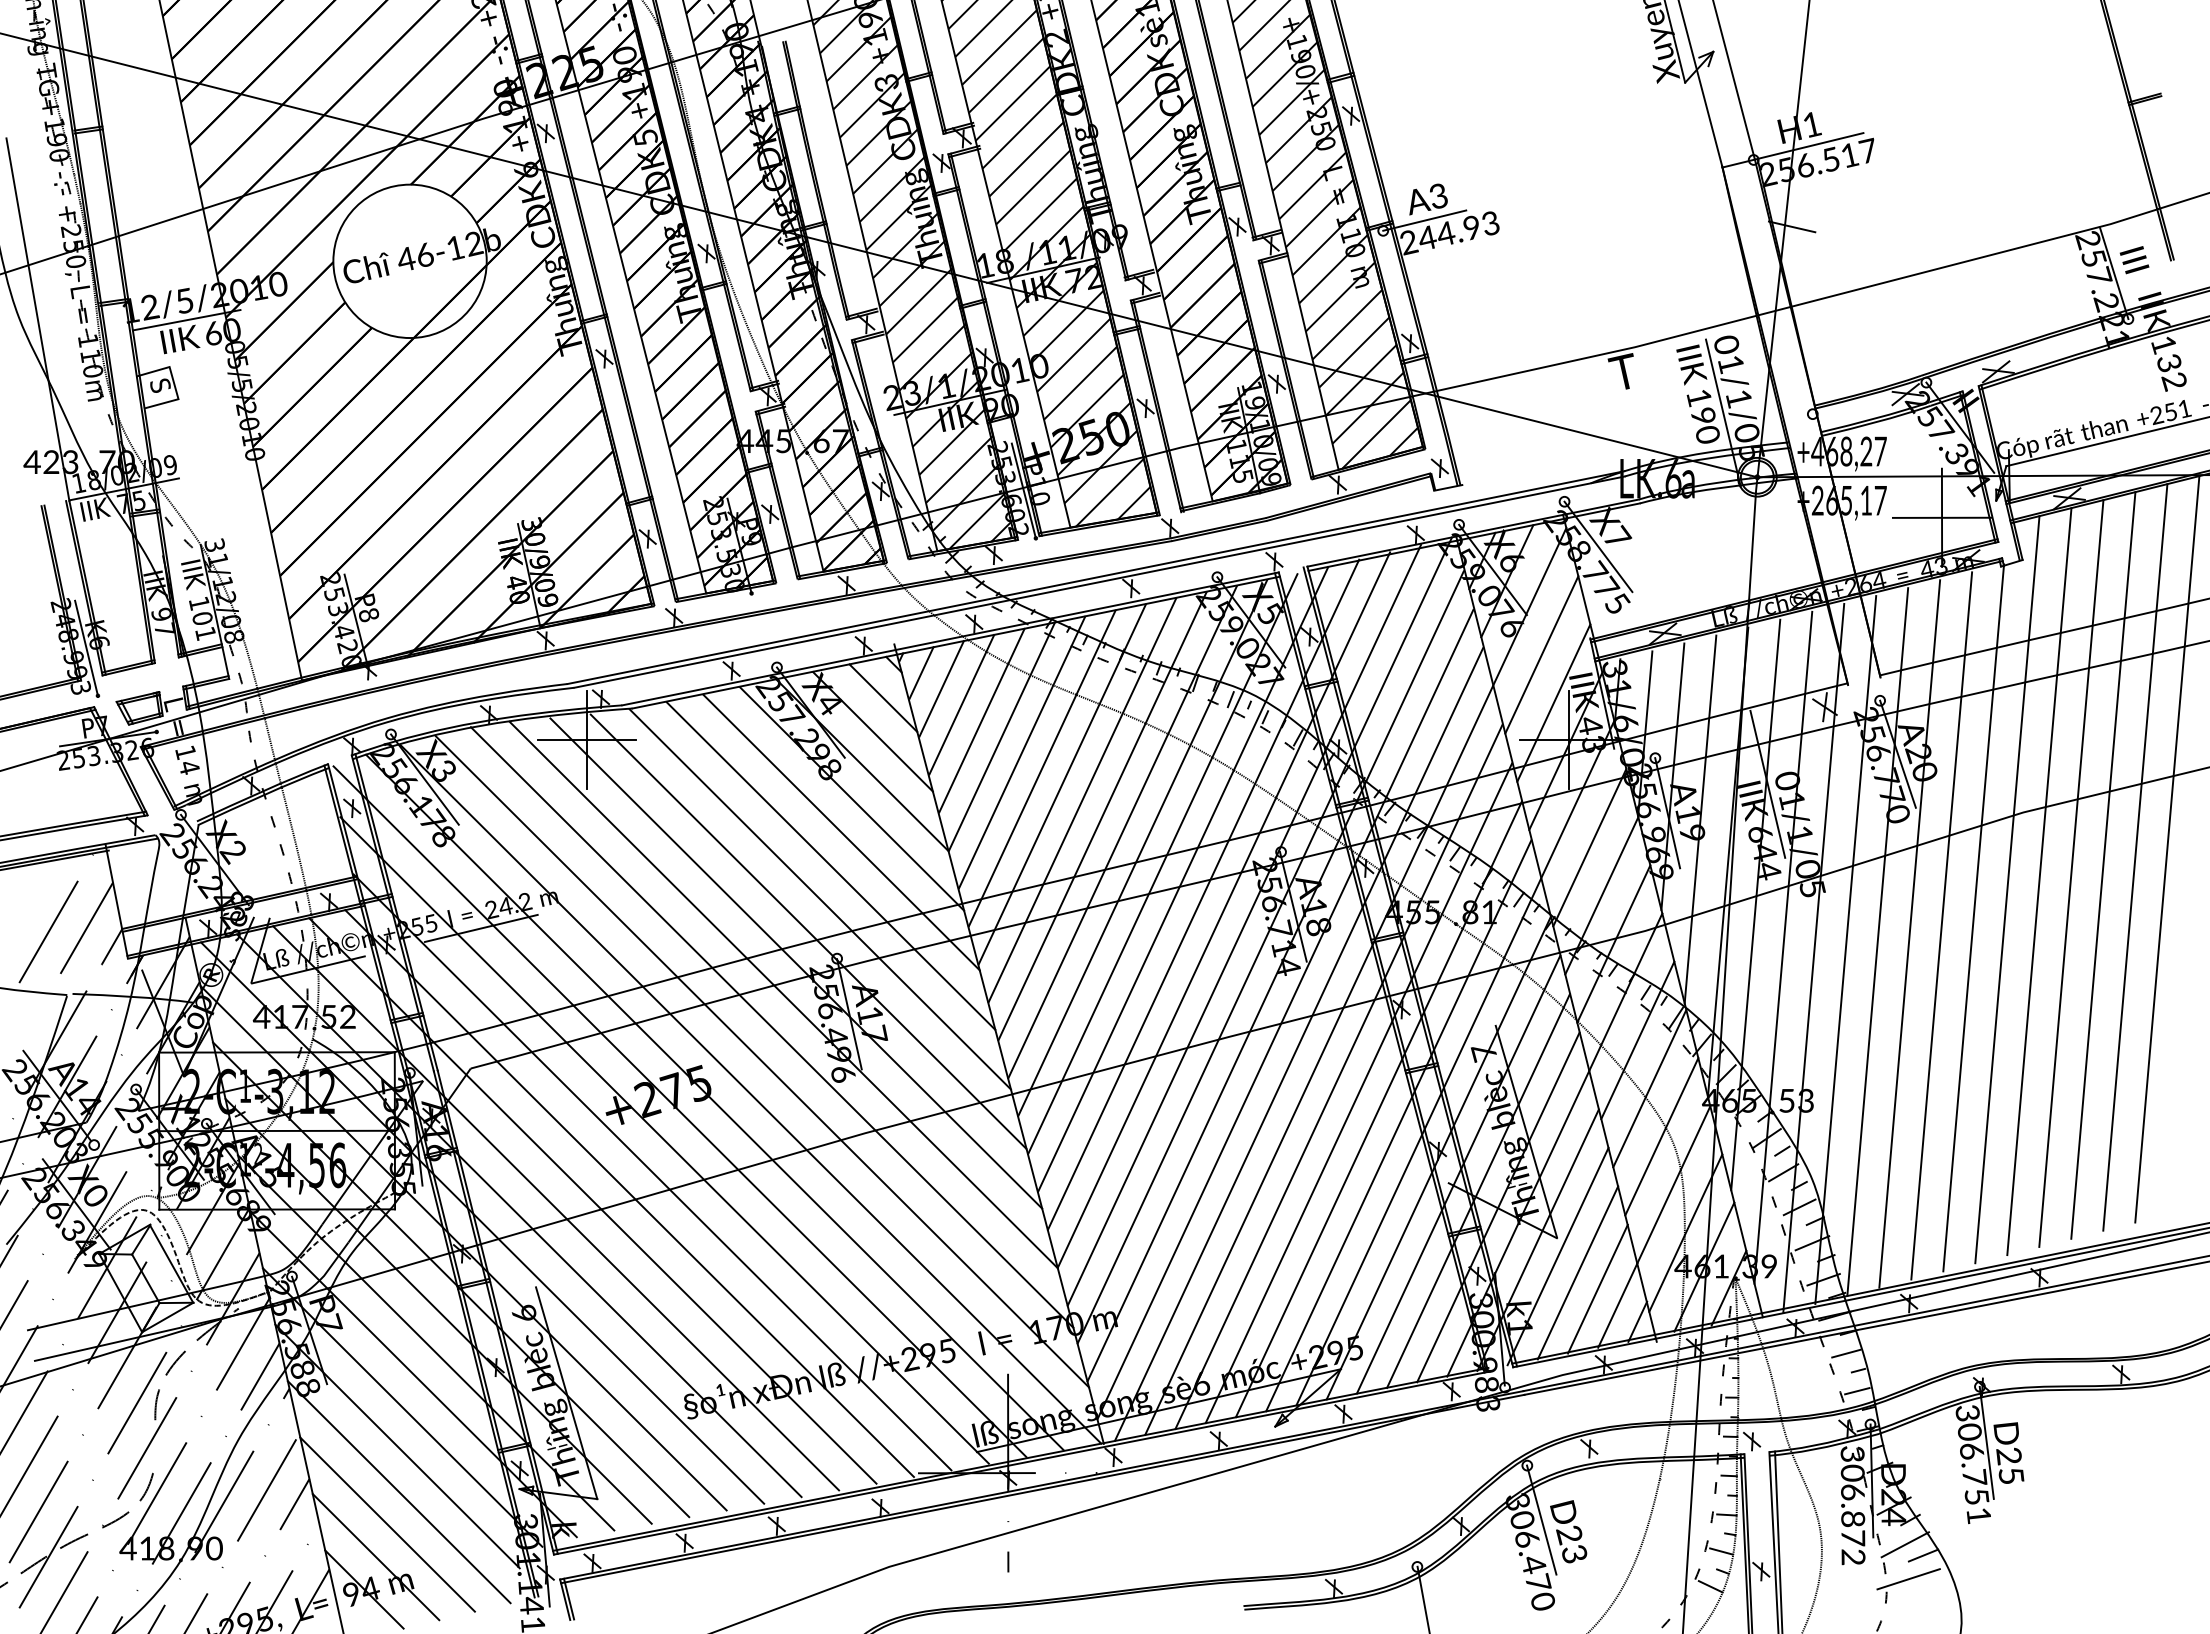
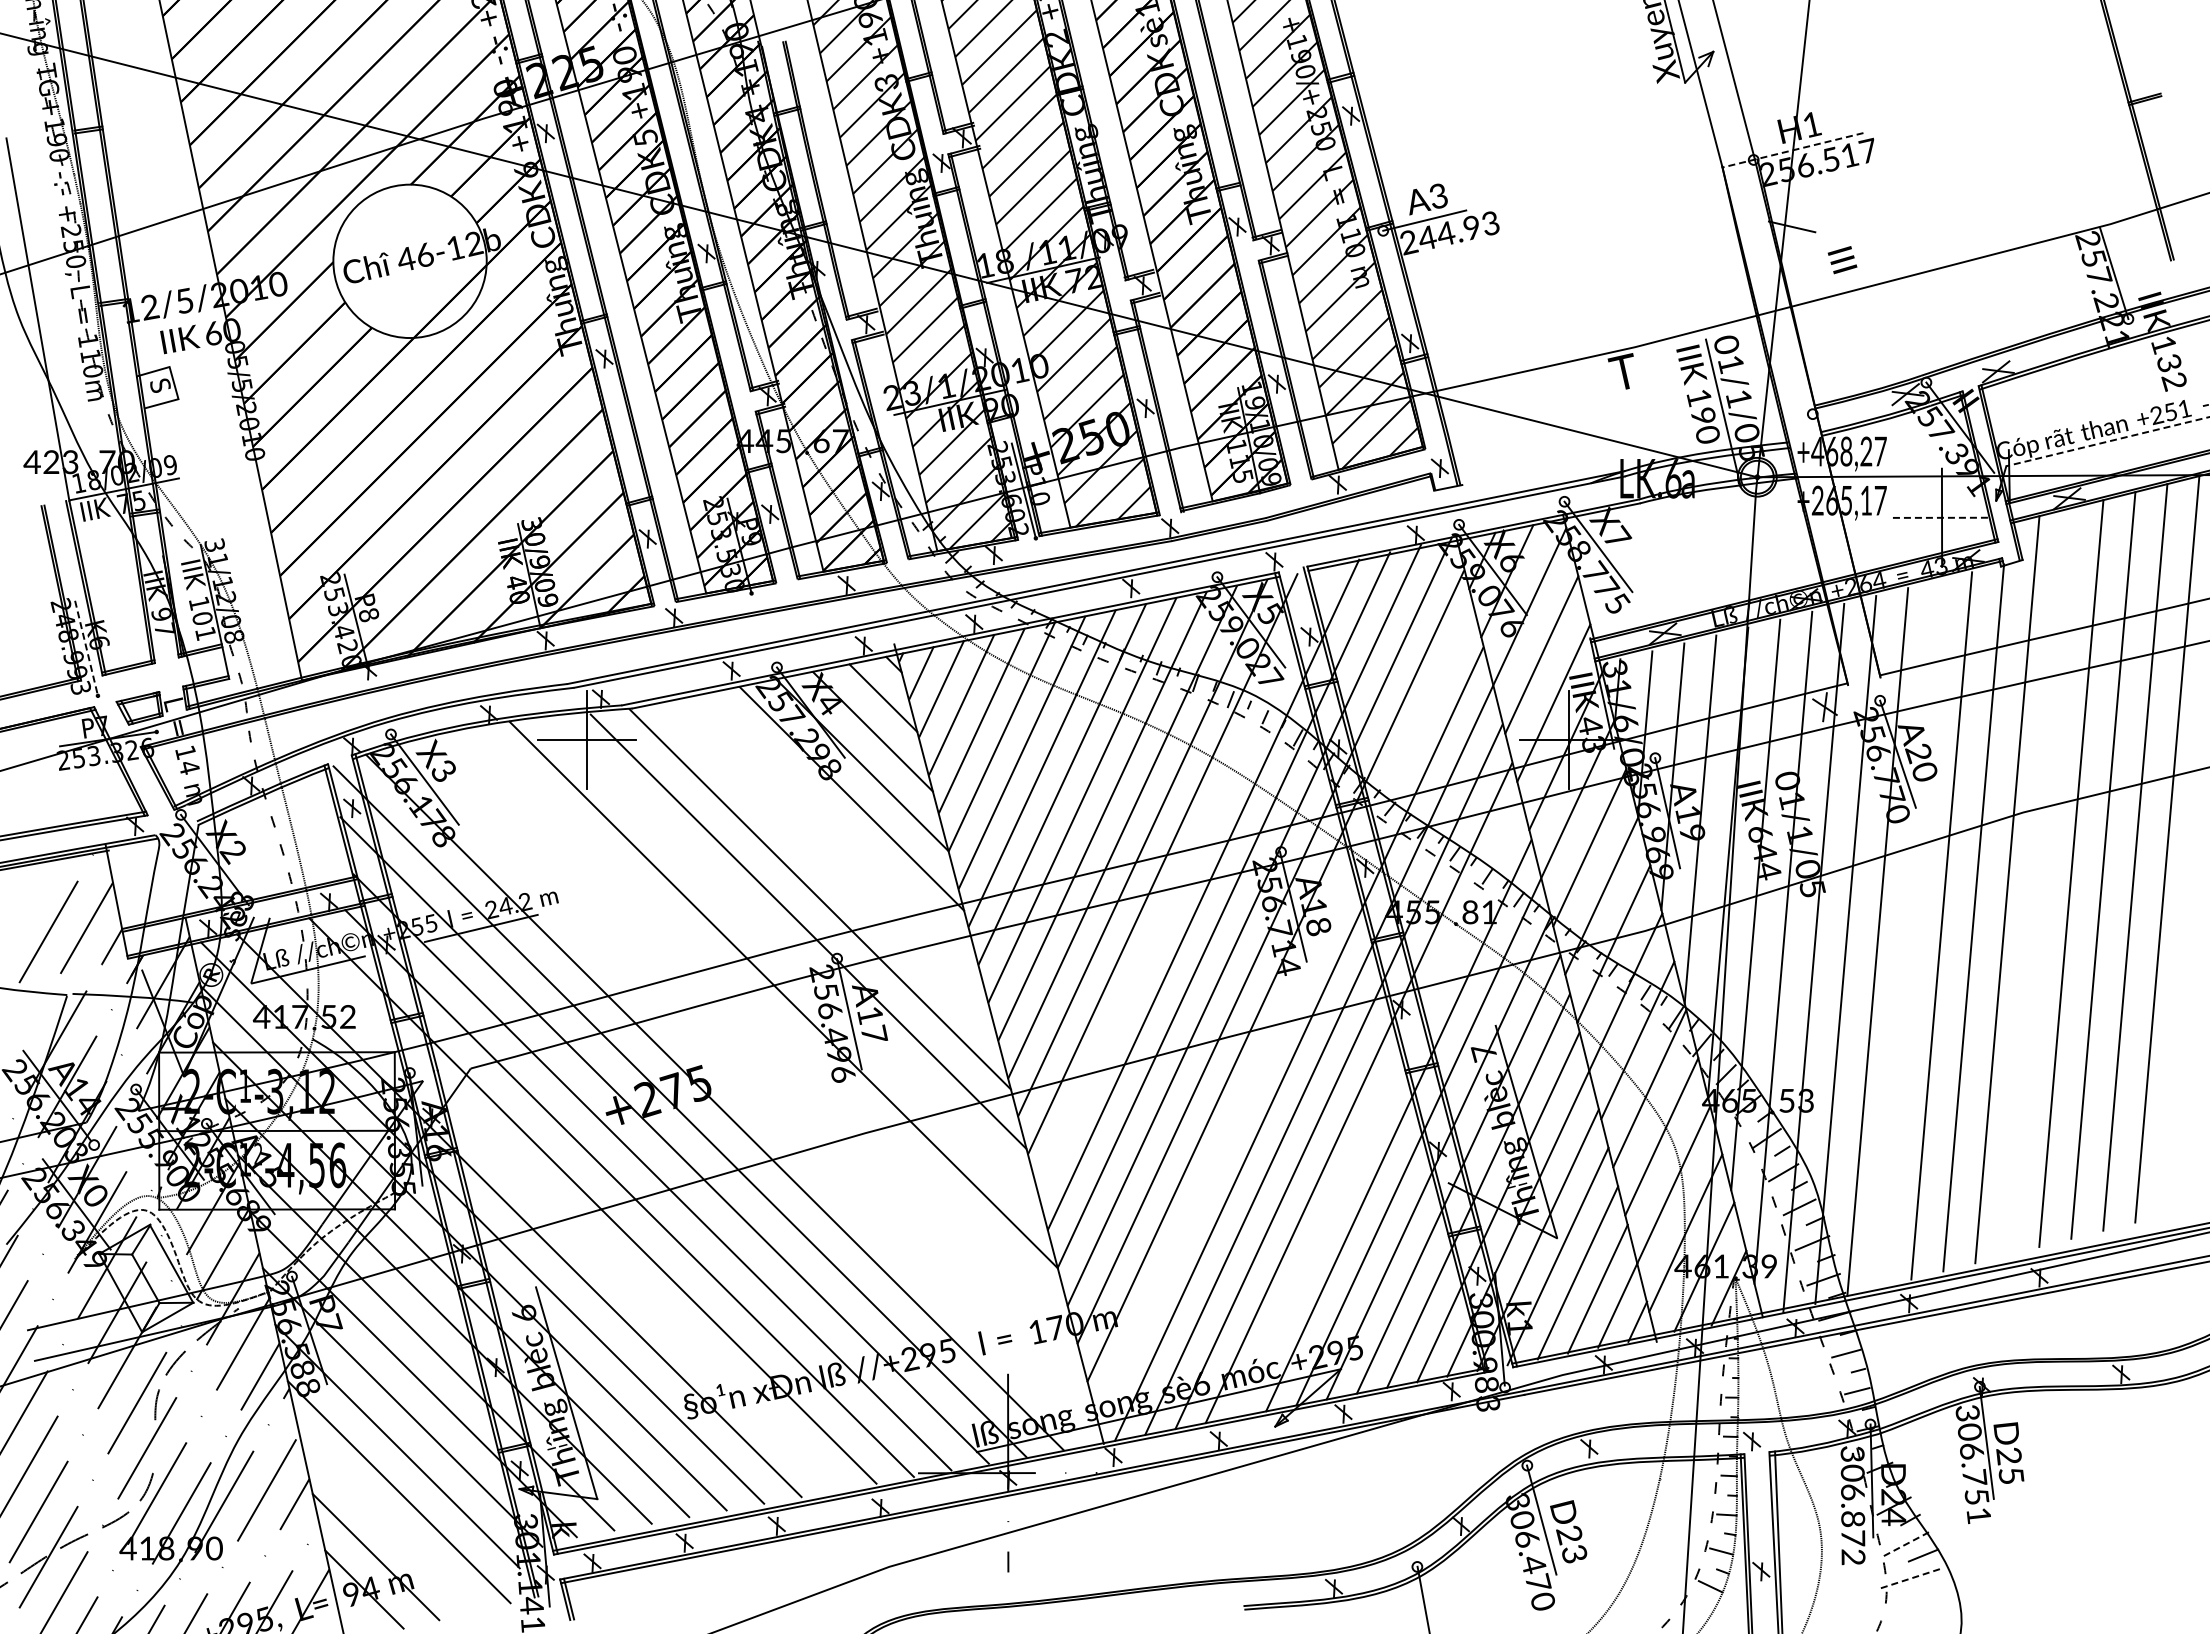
line: solid -> dashed (1792, 150)
text position: (2134, 260) -> (1842, 260) (1842, 260)
line: present -> none (186, 320)
line: solid -> dashed (2107, 441)
line: solid -> dashed (1942, 517)
line: solid -> dashed (86, 648)
line: present -> none (1767, 783)
line: present -> none (841, 832)
line: present -> none (830, 865)
line: present -> none (1183, 879)
line: present -> none (2039, 881)
line: present -> none (1909, 933)
line: present -> none (796, 963)
line: present -> none (1285, 1014)
line: present -> none (771, 1027)
line: present -> none (762, 1061)
line: present -> none (750, 1094)
line: present -> none (1378, 1109)
line: present -> none (556, 1208)
line: present -> none (387, 1524)
line: solid -> dashed (1905, 1544)
line: solid -> dashed (1908, 1579)
